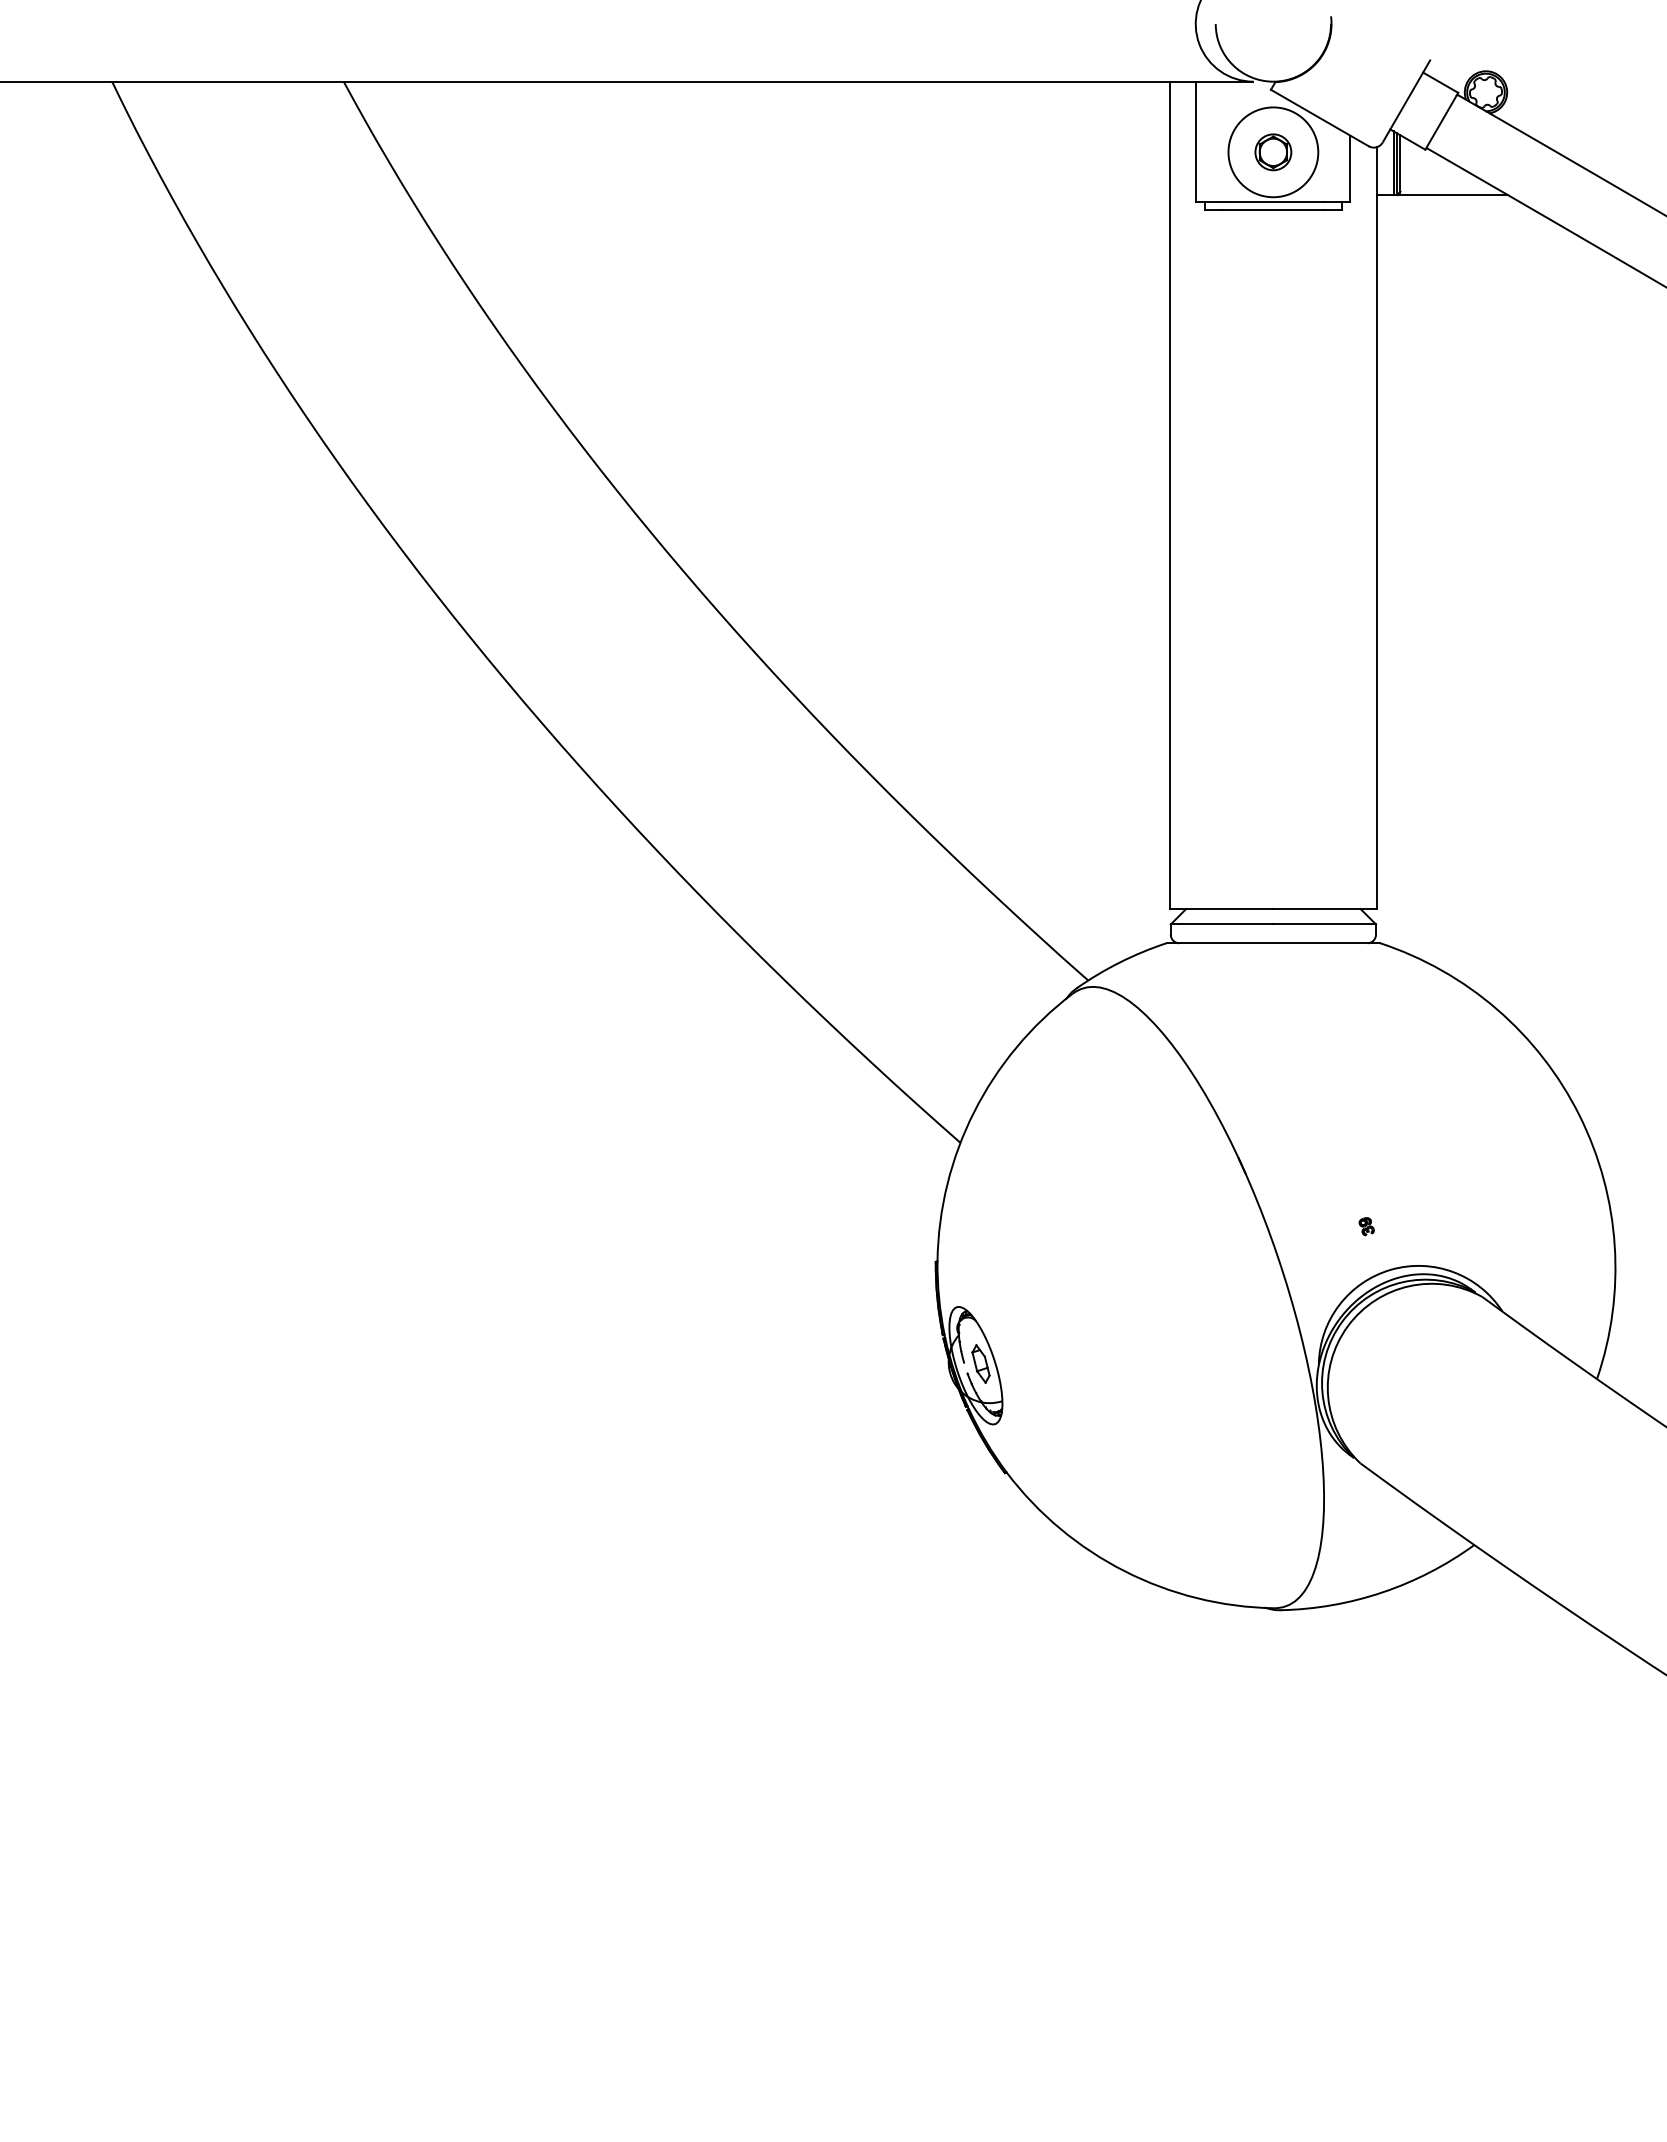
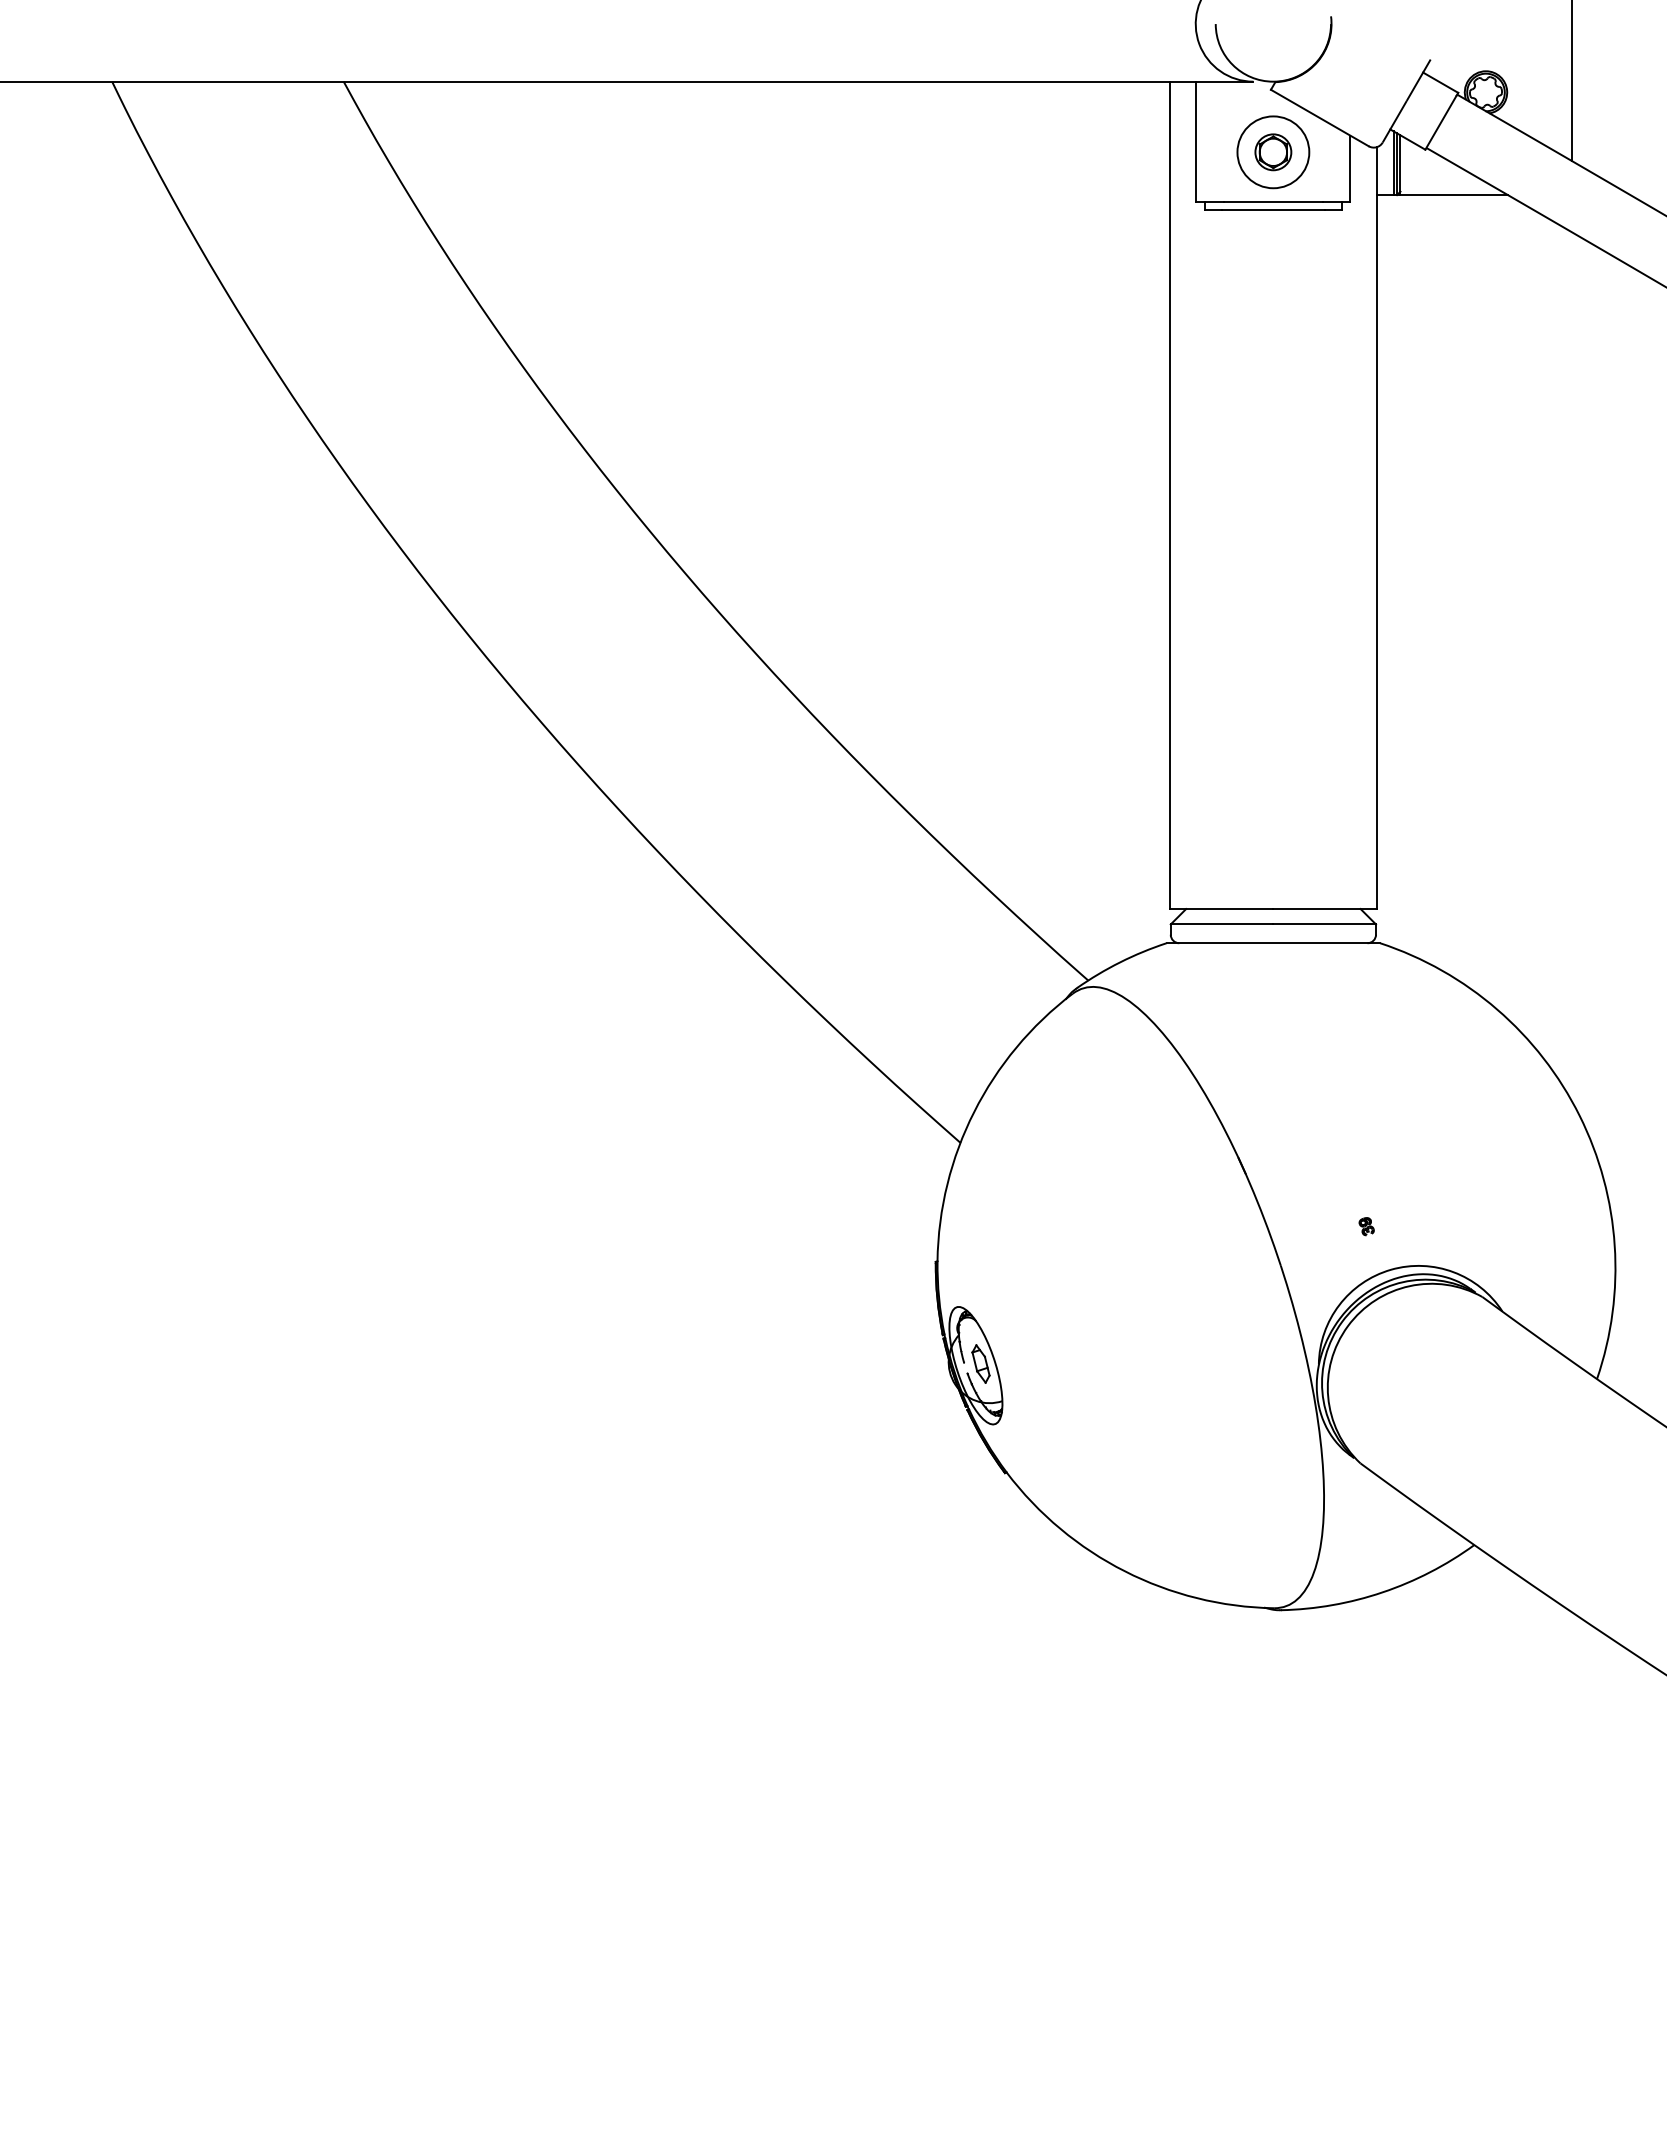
line: none -> present (1571, 81)
circle diameter: 90 px -> 72 px (1273, 152)
